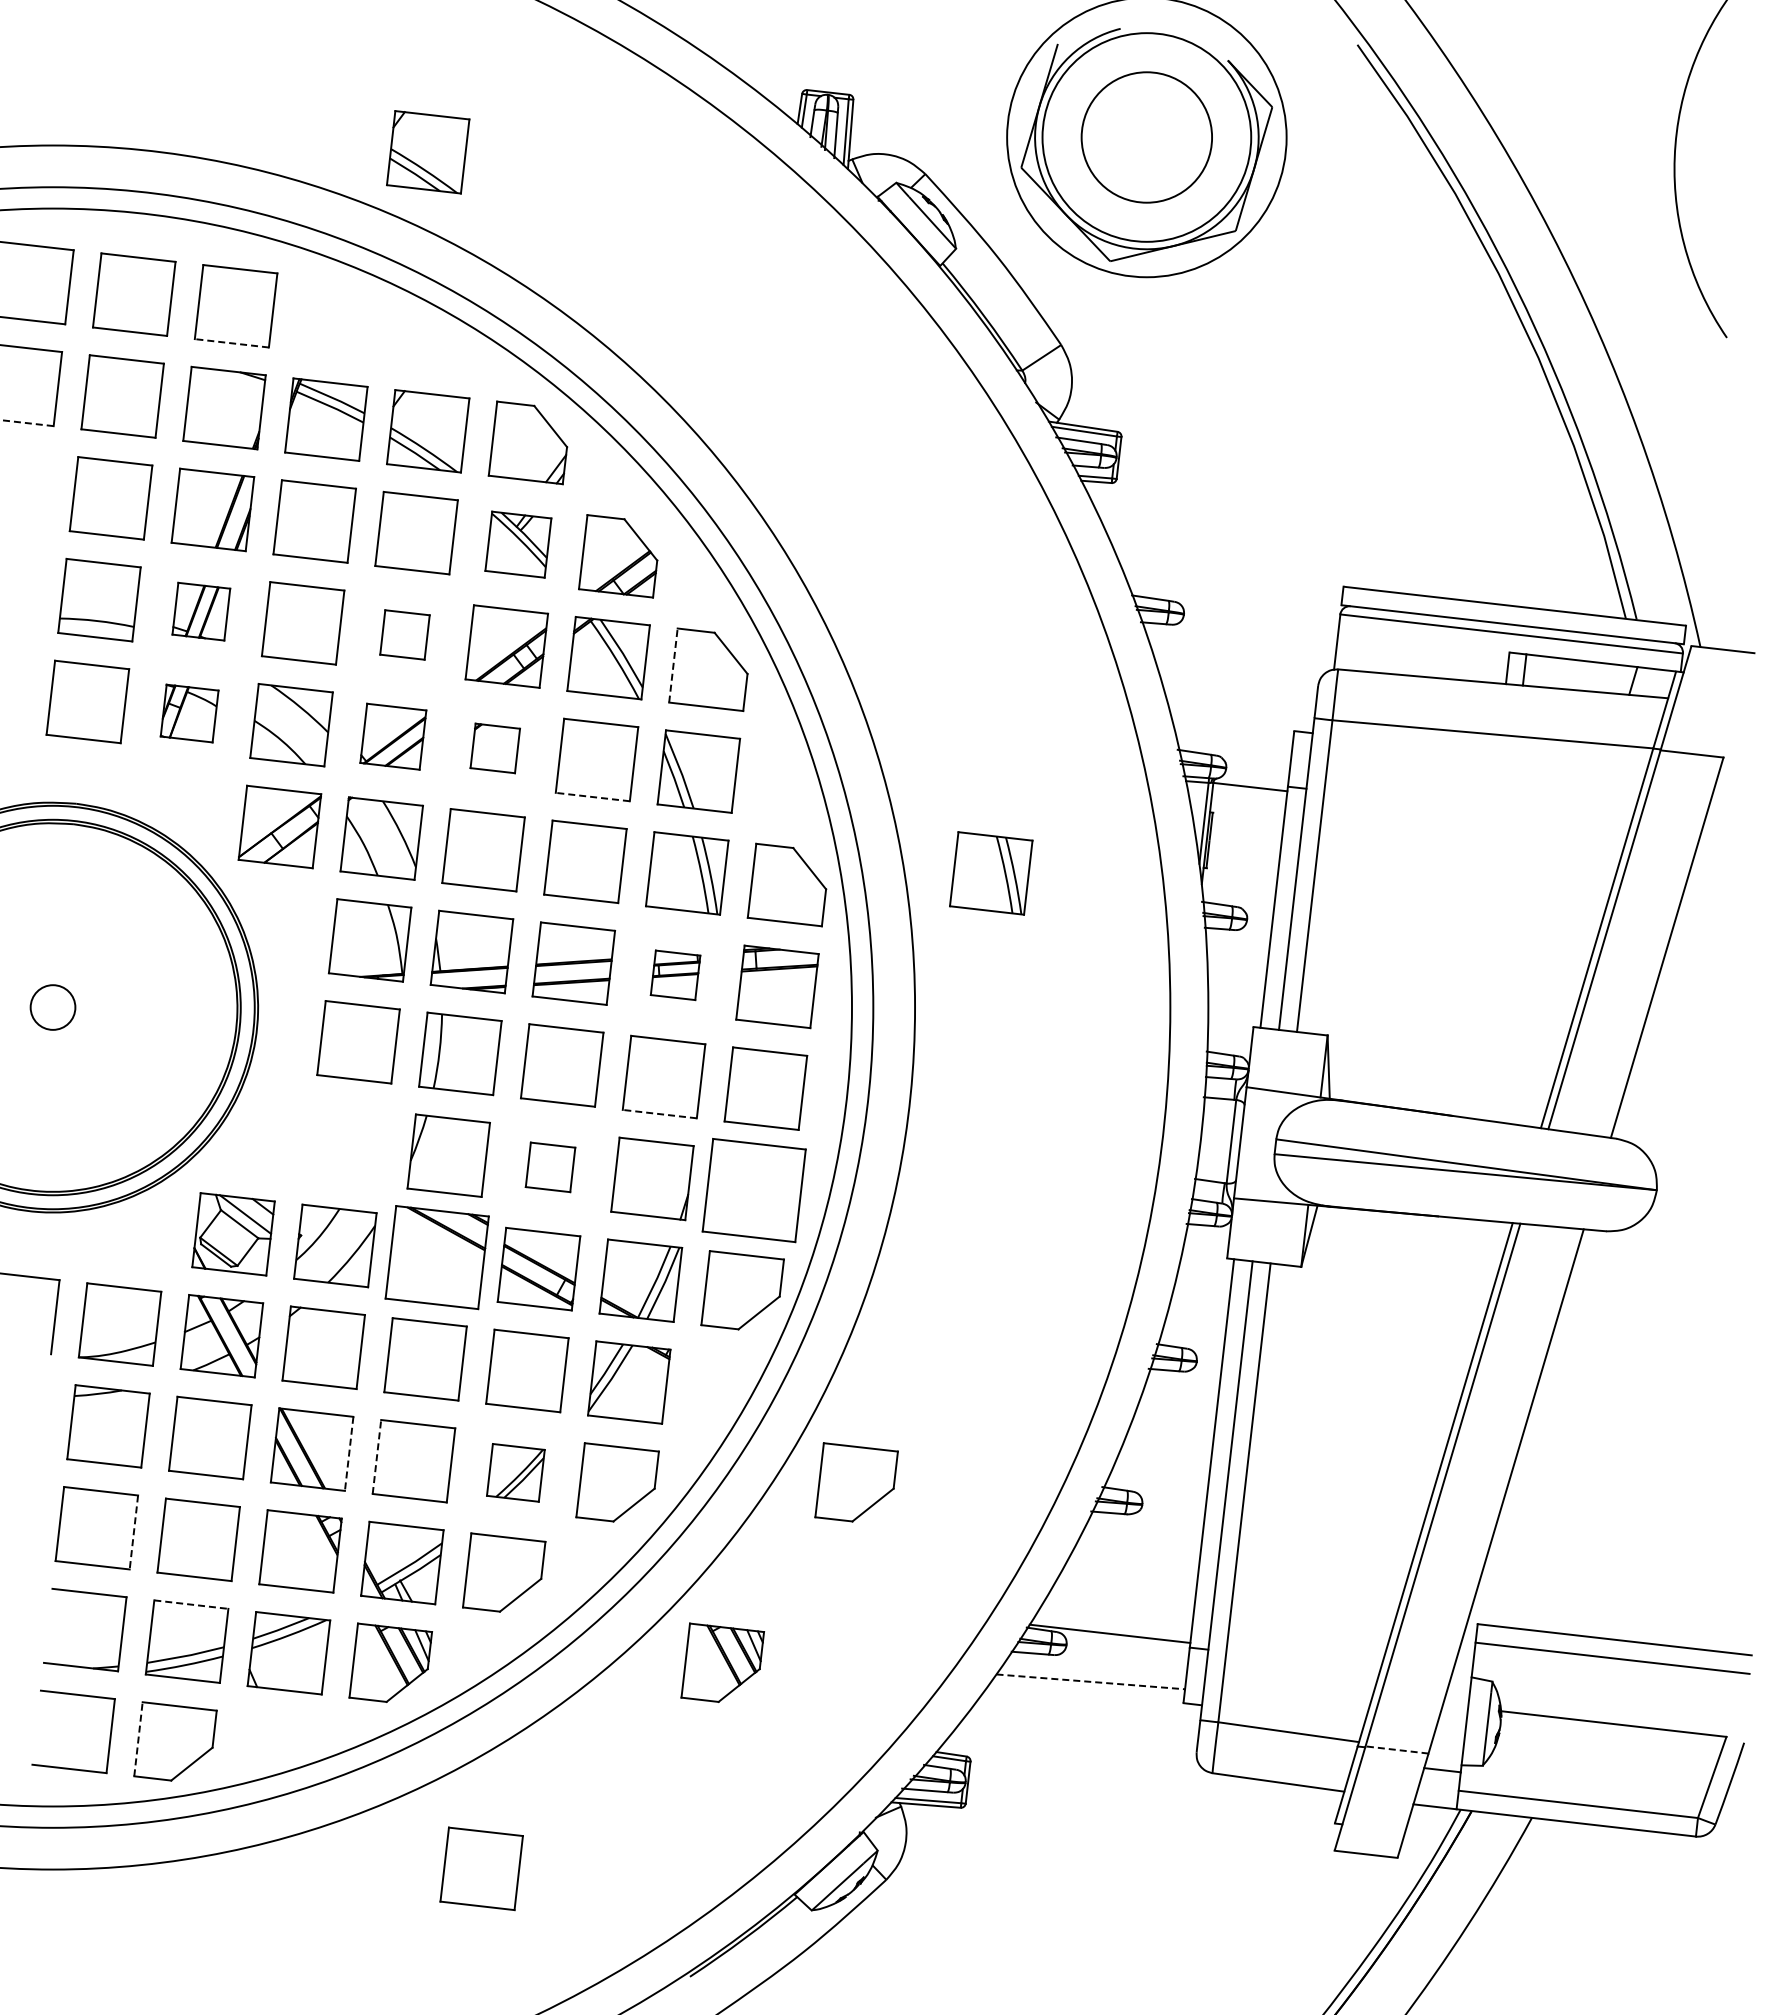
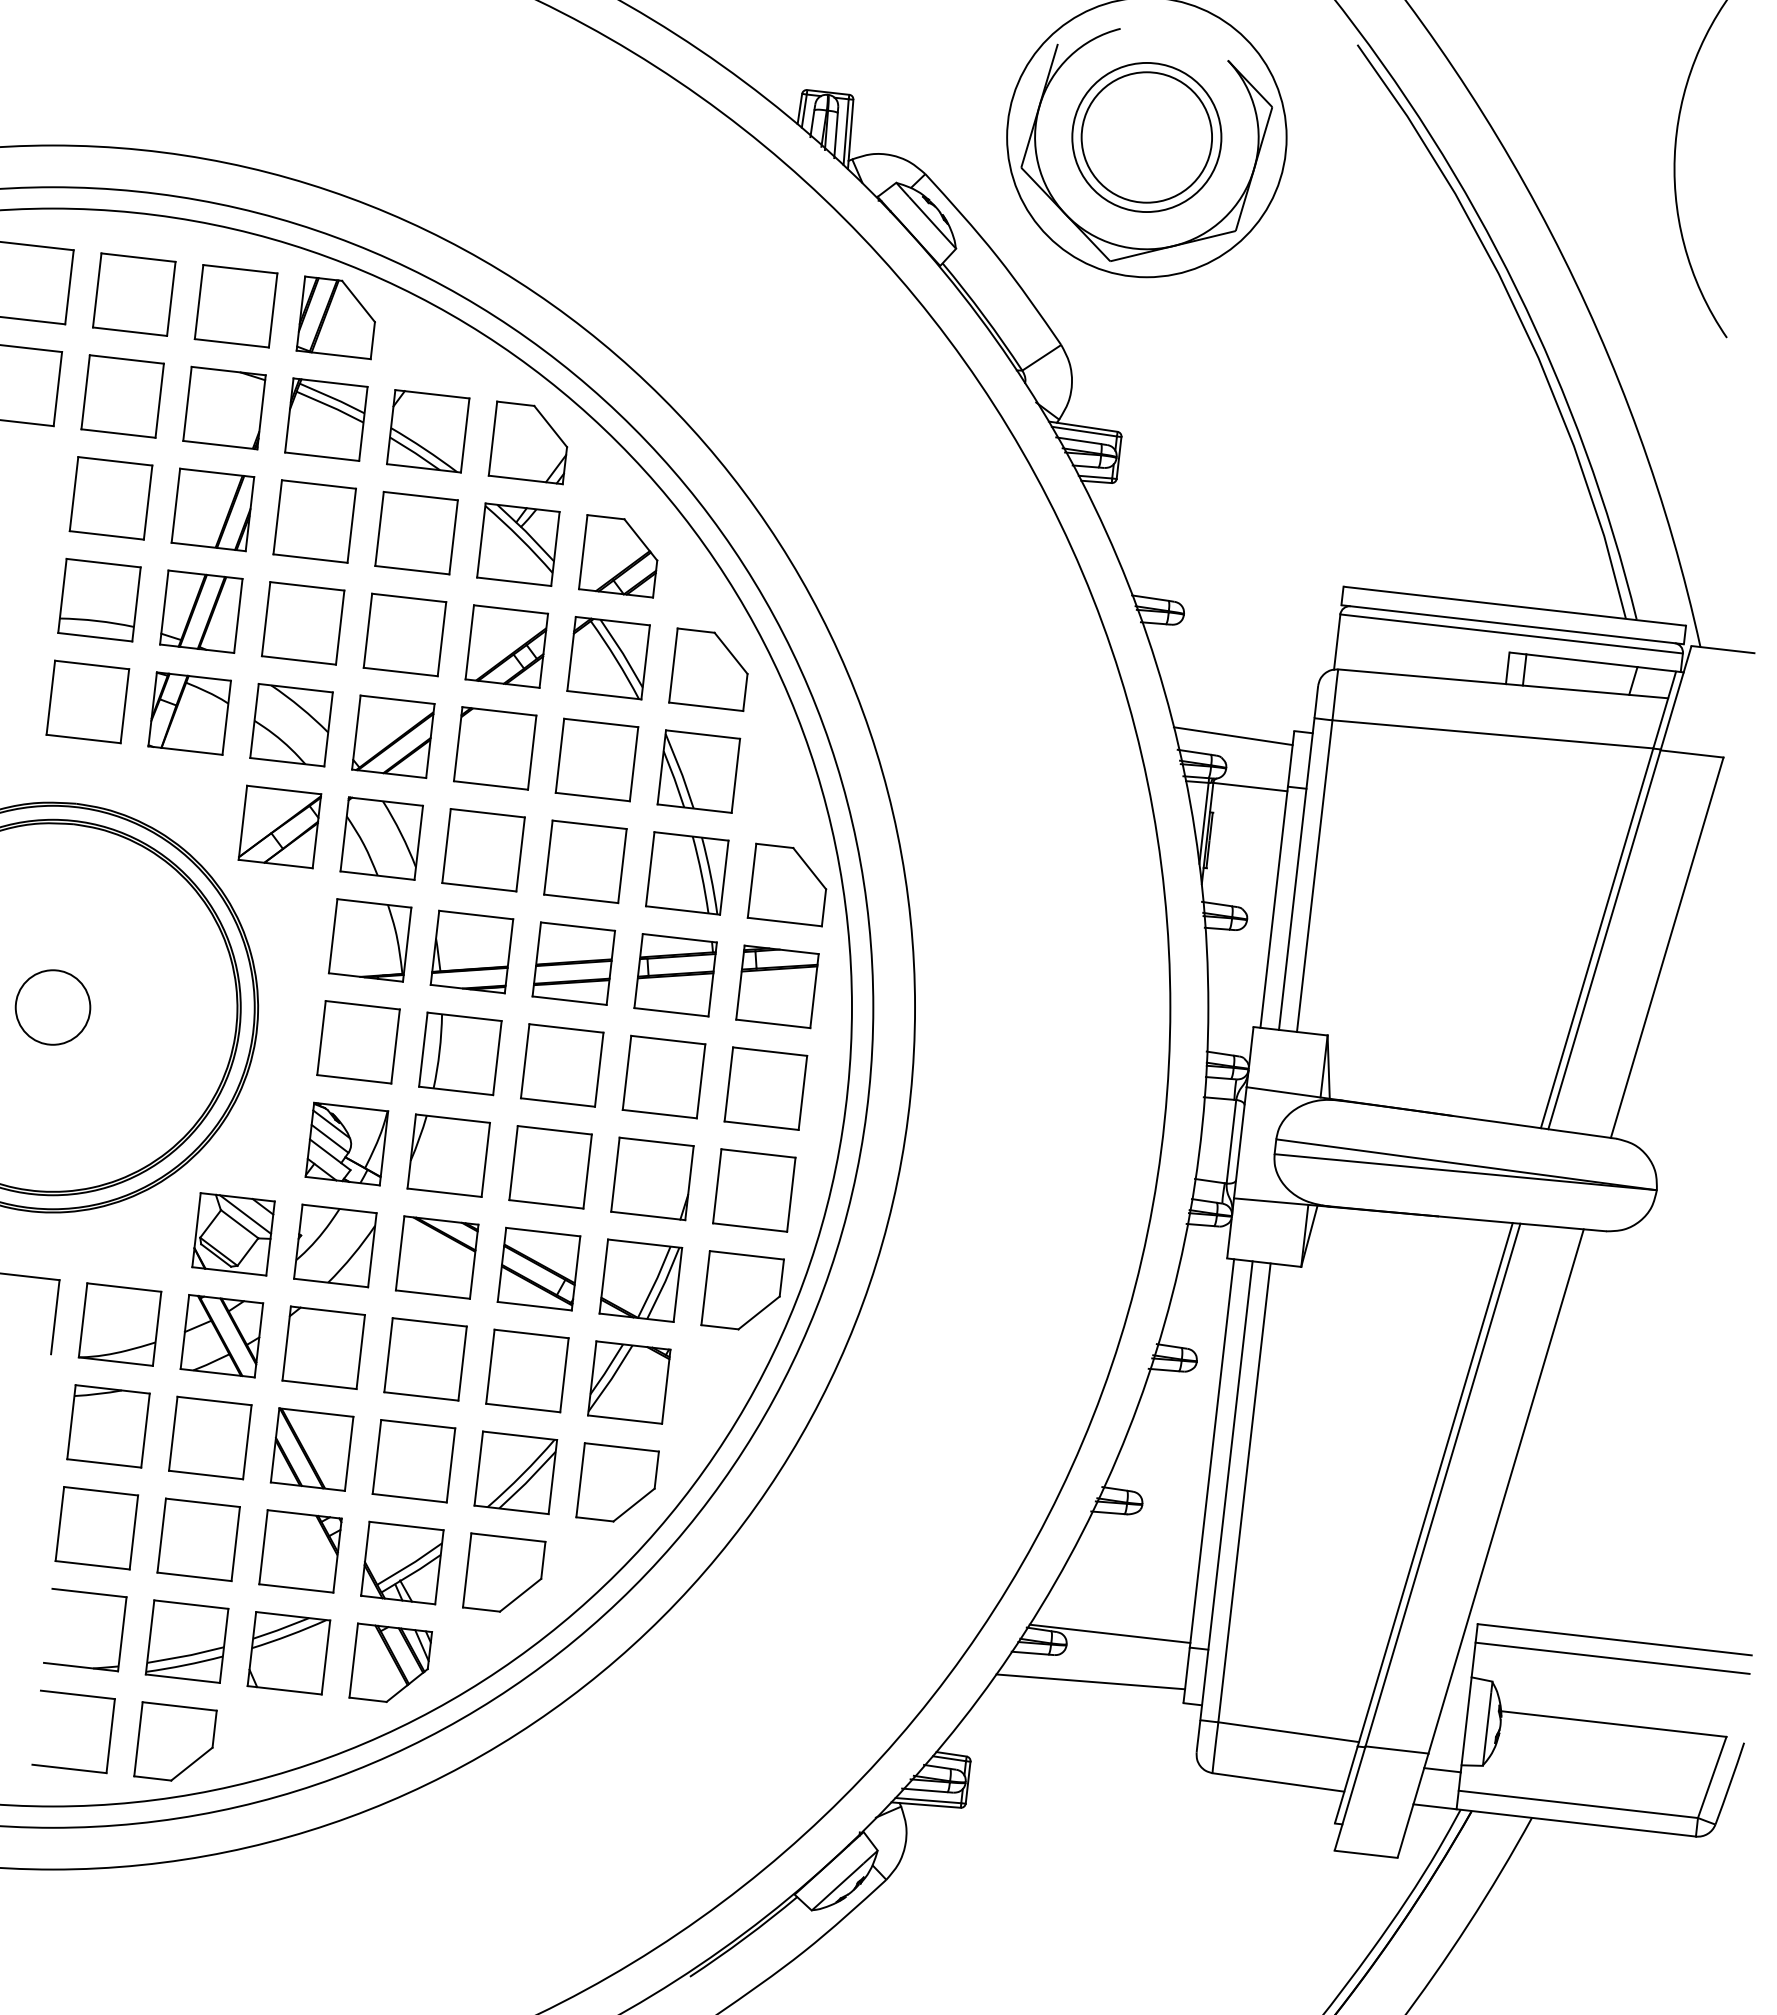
circle diameter: 209 px -> 149 px (1146, 137)
part: present -> none (428, 152)
part: none -> present (335, 317)
line: dashed -> solid (231, 343)
line: dashed -> solid (27, 423)
part size: 69x69 px -> 85x85 px (518, 544)
part size: 61x61 px -> 85x85 px (201, 611)
part size: 52x52 px -> 86x86 px (404, 634)
line: dashed -> solid (673, 665)
part size: 61x61 px -> 85x85 px (189, 713)
part size: 69x69 px -> 85x85 px (393, 736)
line: none -> present (1232, 736)
part size: 52x53 px -> 85x85 px (495, 748)
line: dashed -> solid (592, 797)
part: present -> none (991, 873)
part size: 53x53 px -> 85x85 px (675, 975)
circle diameter: 45 px -> 75 px (52, 1007)
line: dashed -> solid (659, 1114)
part: none -> present (346, 1143)
part size: 53x53 px -> 85x85 px (550, 1167)
part size: 106x106 px -> 85x85 px (754, 1190)
part size: 106x106 px -> 86x85 px (436, 1257)
line: dashed -> solid (349, 1454)
line: dashed -> solid (377, 1456)
part size: 60x60 px -> 86x86 px (515, 1472)
part: present -> none (856, 1482)
line: dashed -> solid (133, 1532)
line: dashed -> solid (191, 1604)
part: present -> none (722, 1662)
line: dashed -> solid (1090, 1681)
line: dashed -> solid (138, 1738)
line: dashed -> solid (1397, 1749)
part: present -> none (481, 1868)
